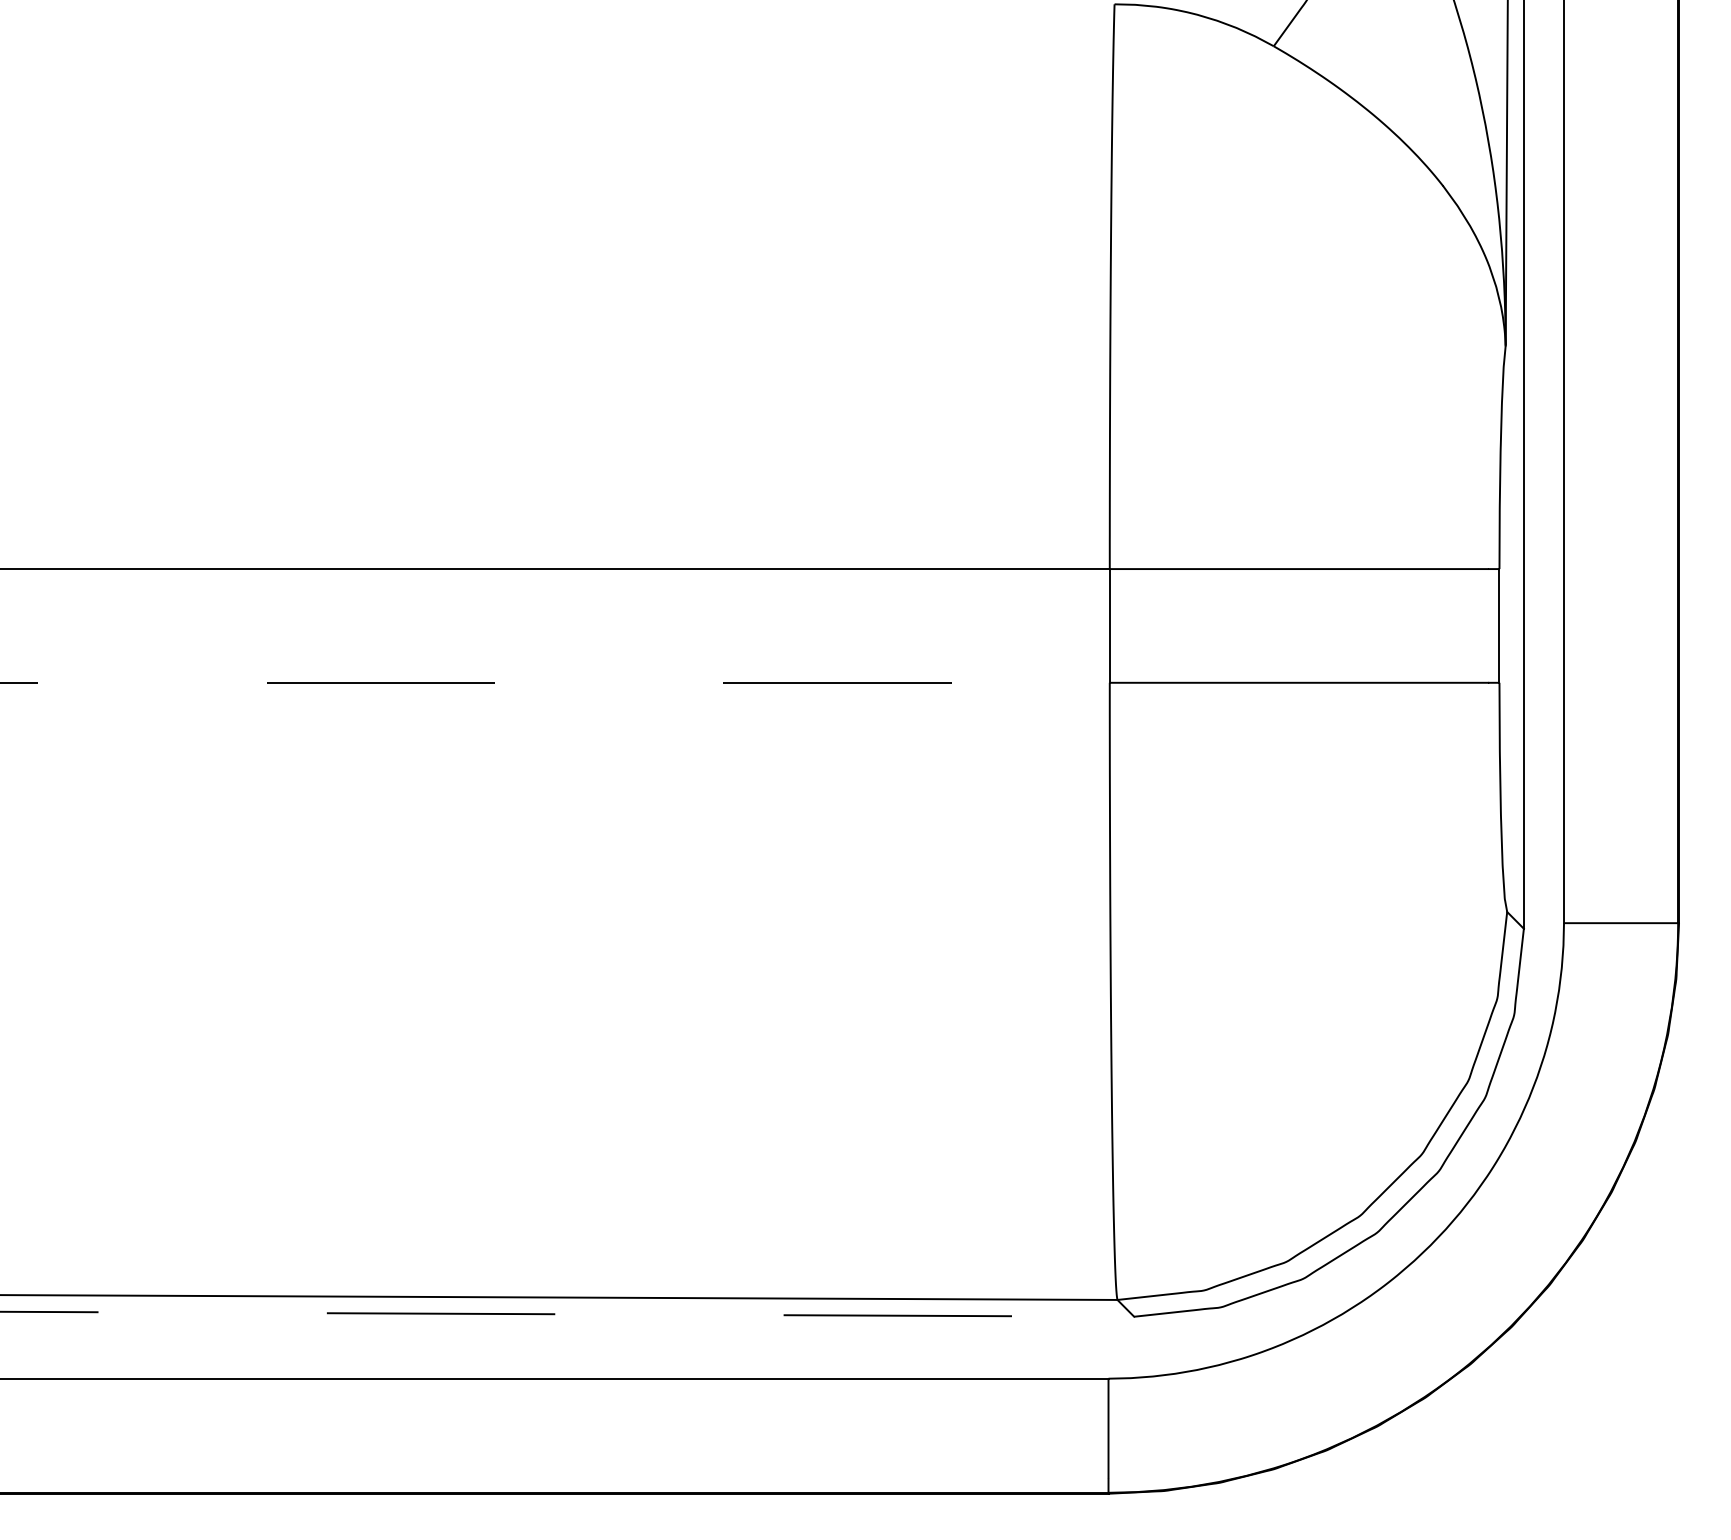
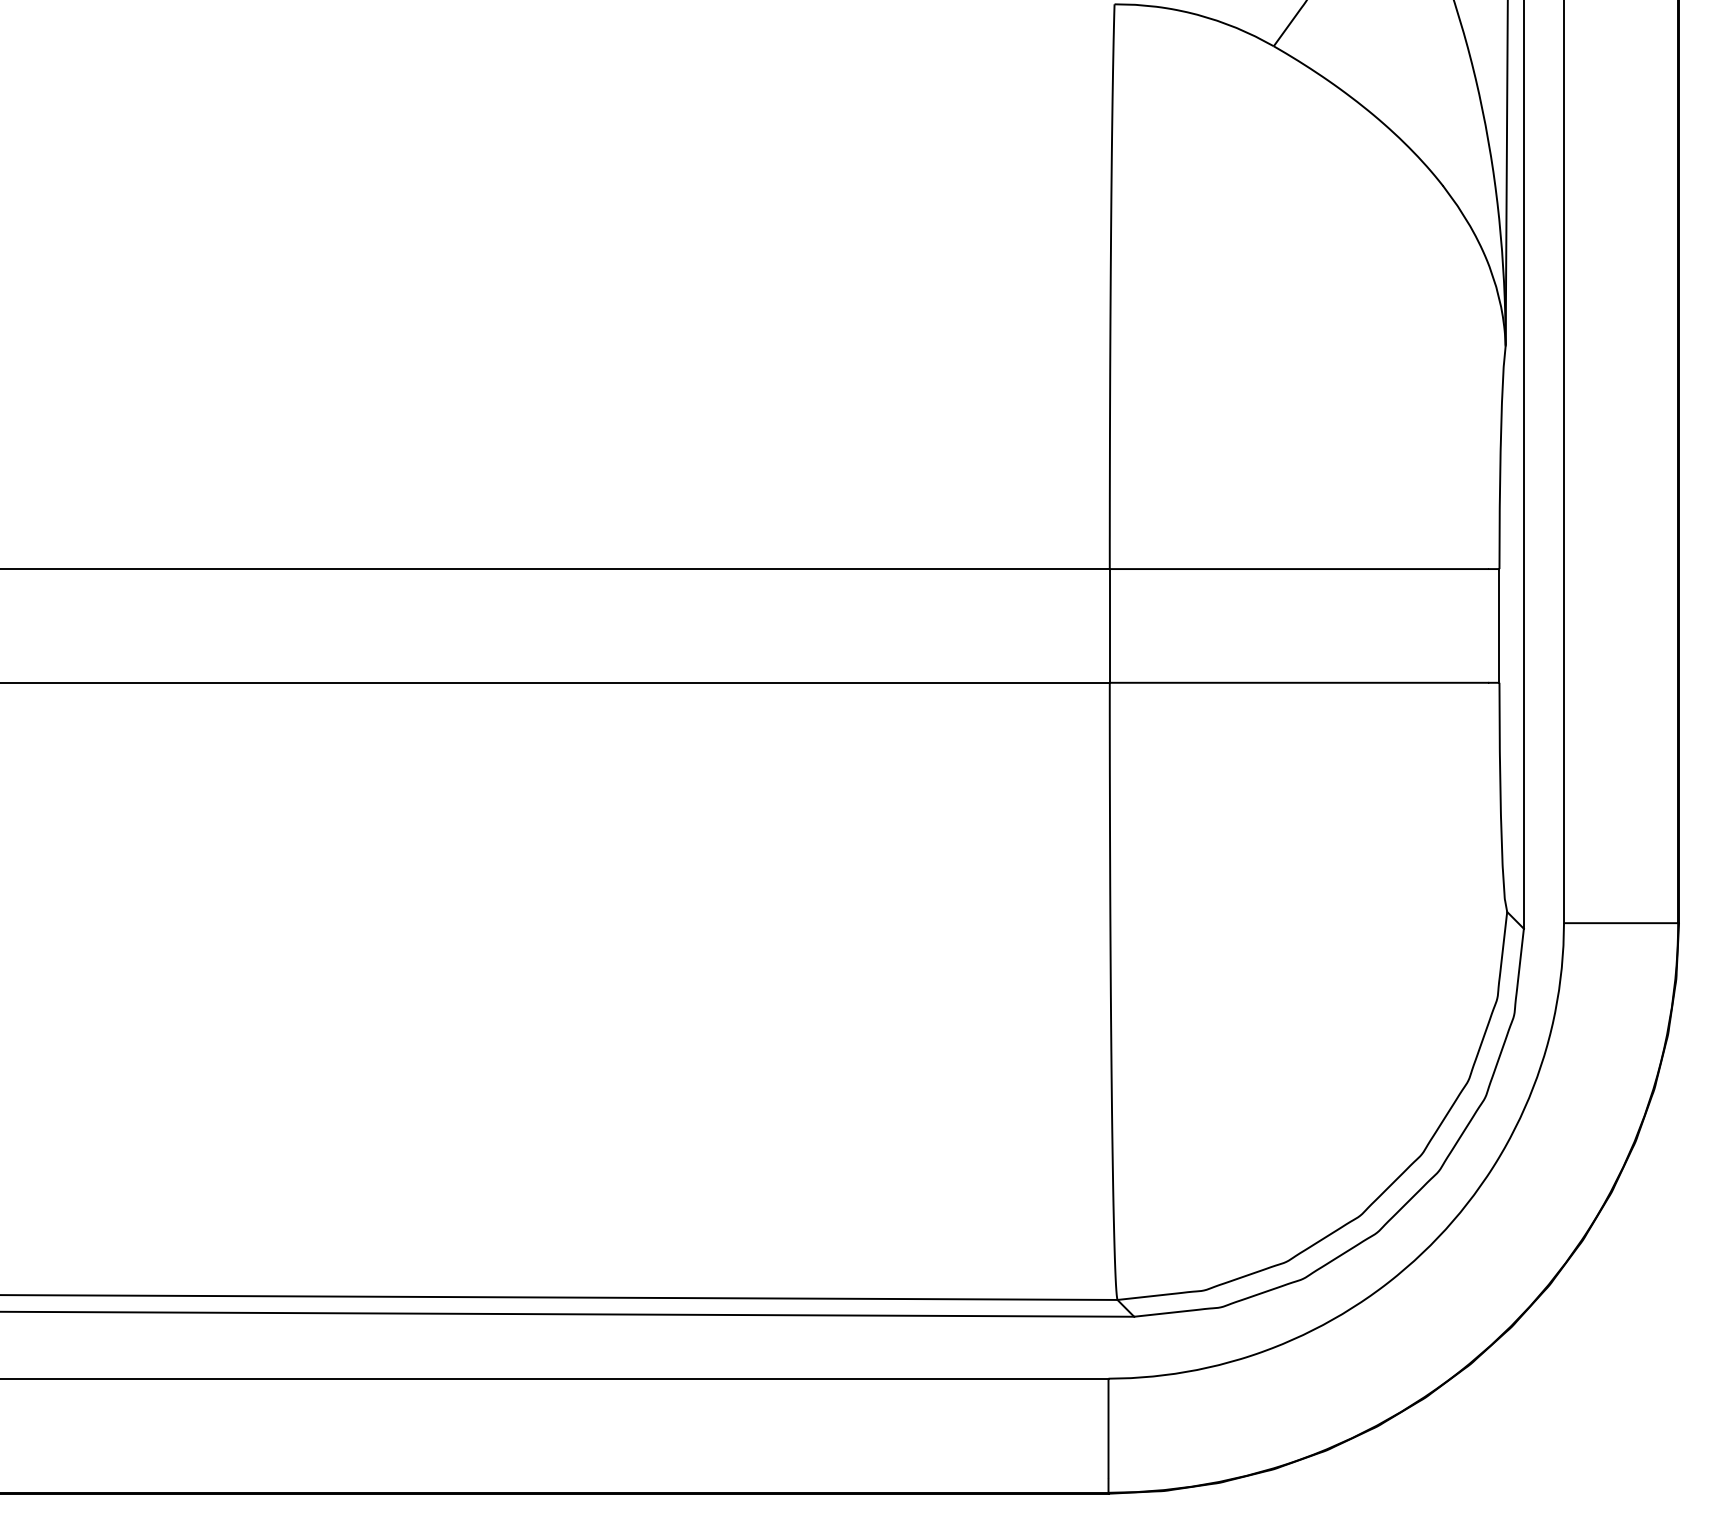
line: dashed -> solid (555, 682)
line: dashed -> solid (567, 1314)
